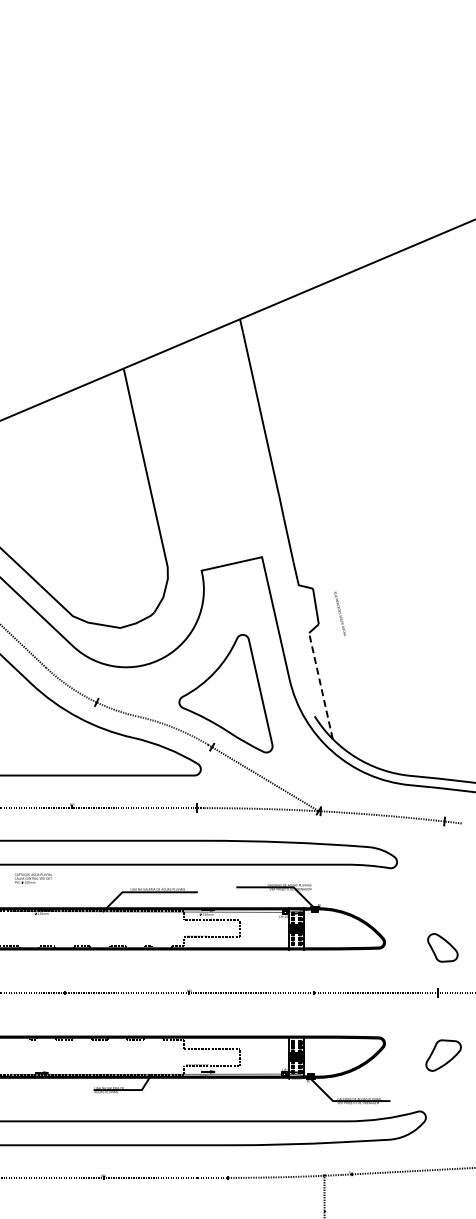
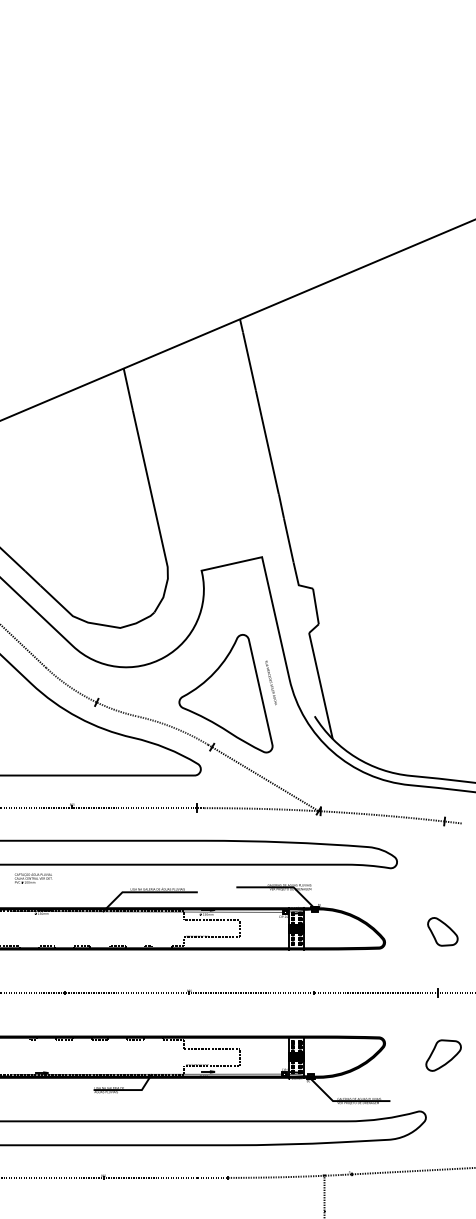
text position: (339, 613) -> (270, 682) (270, 682)
line: dashed -> solid (320, 685)
part position: (442, 947) -> (442, 931) (442, 931)
